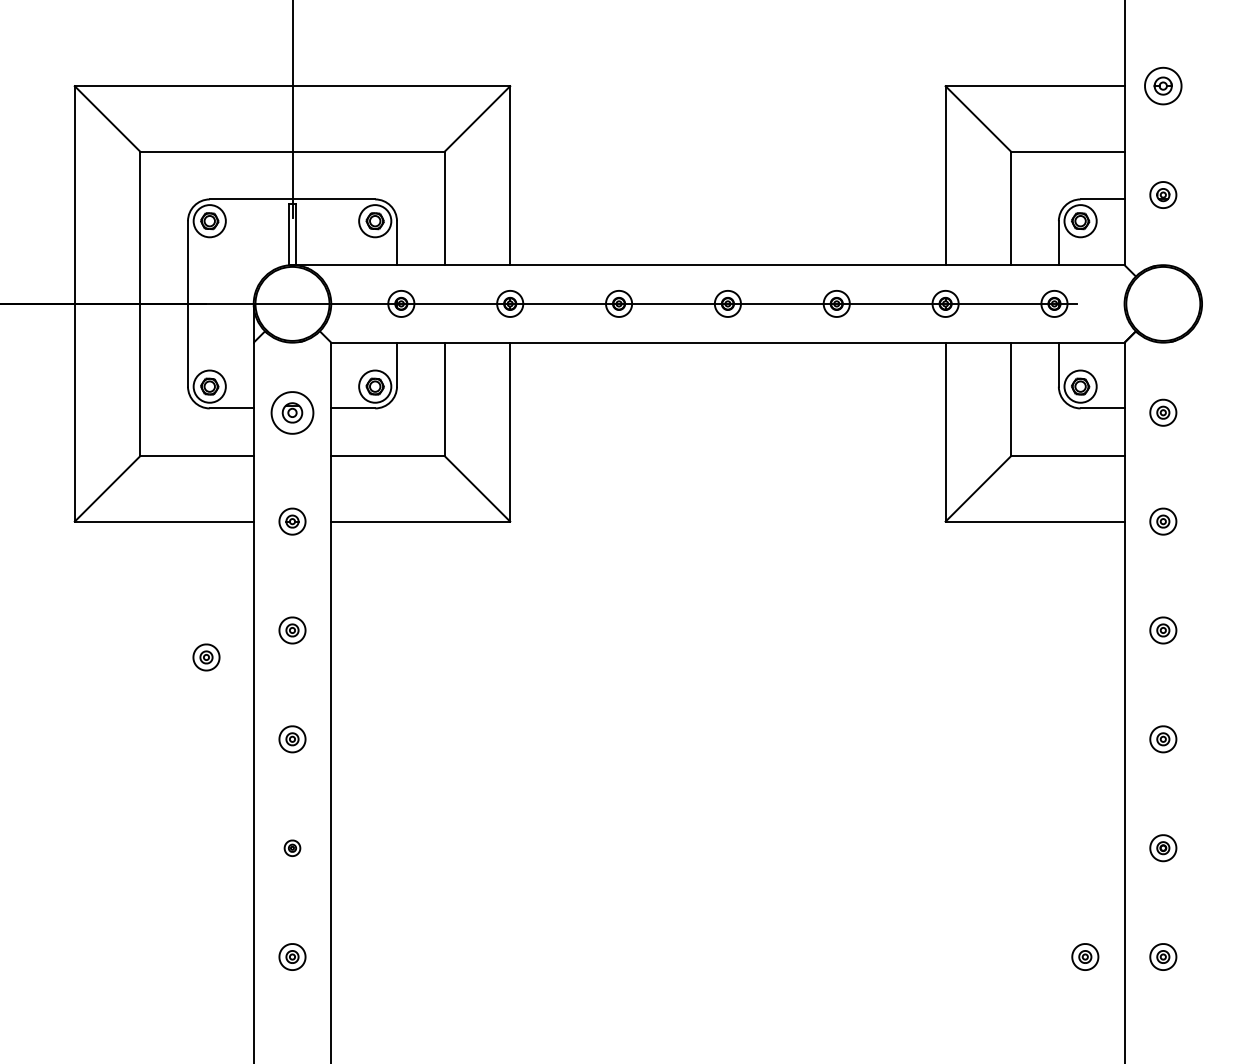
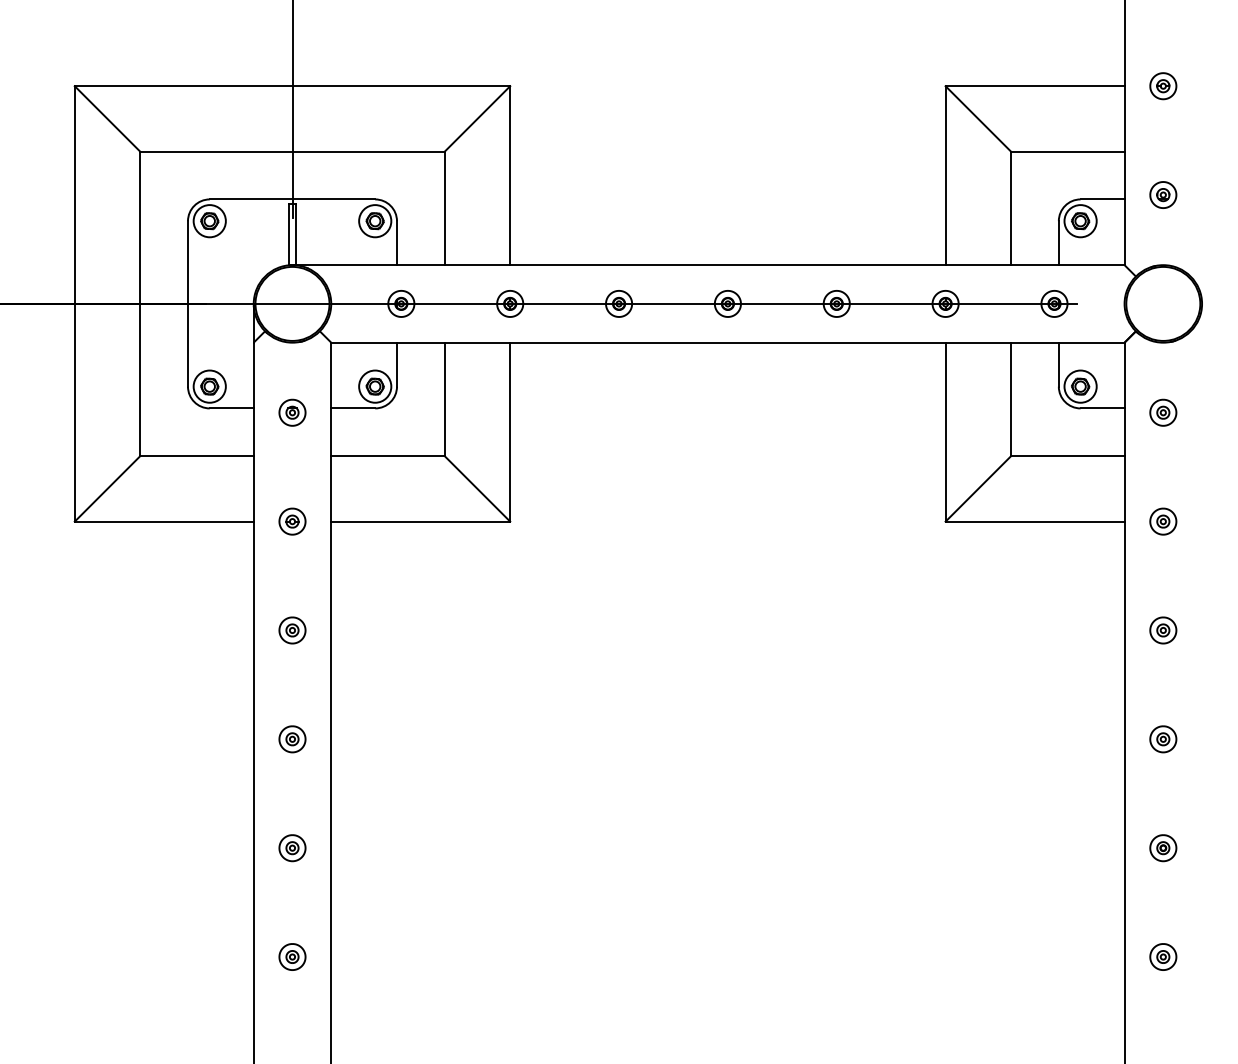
part size: 39x40 px -> 29x29 px (1163, 86)
part size: 45x44 px -> 29x29 px (292, 412)
part: present -> none (206, 657)
part size: 19x18 px -> 29x29 px (292, 848)
part: present -> none (1085, 956)
